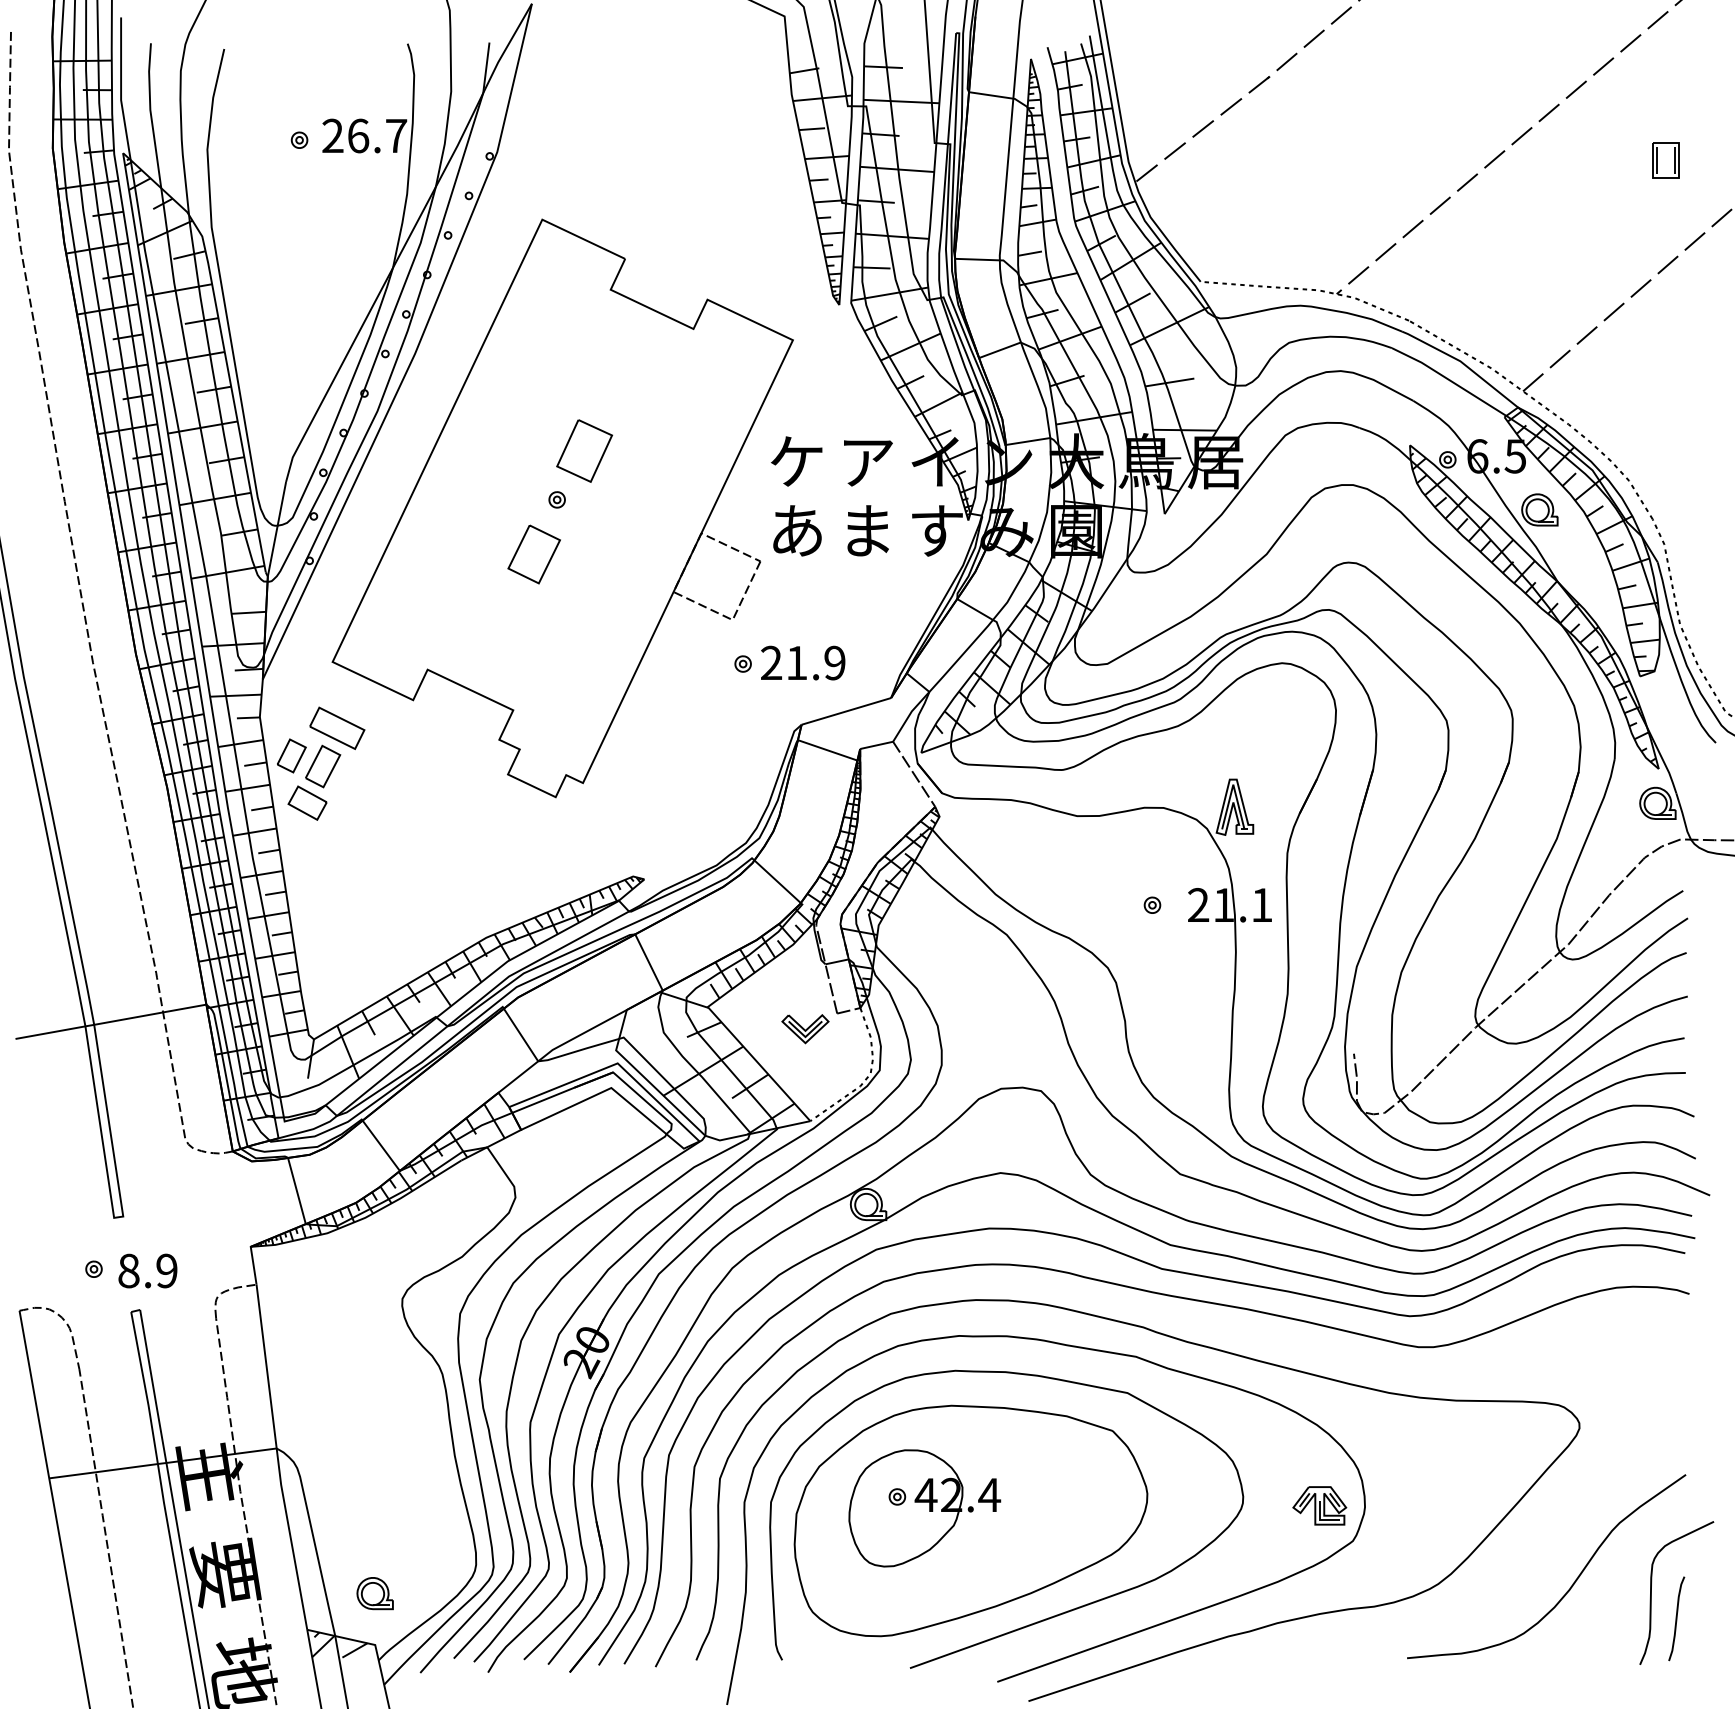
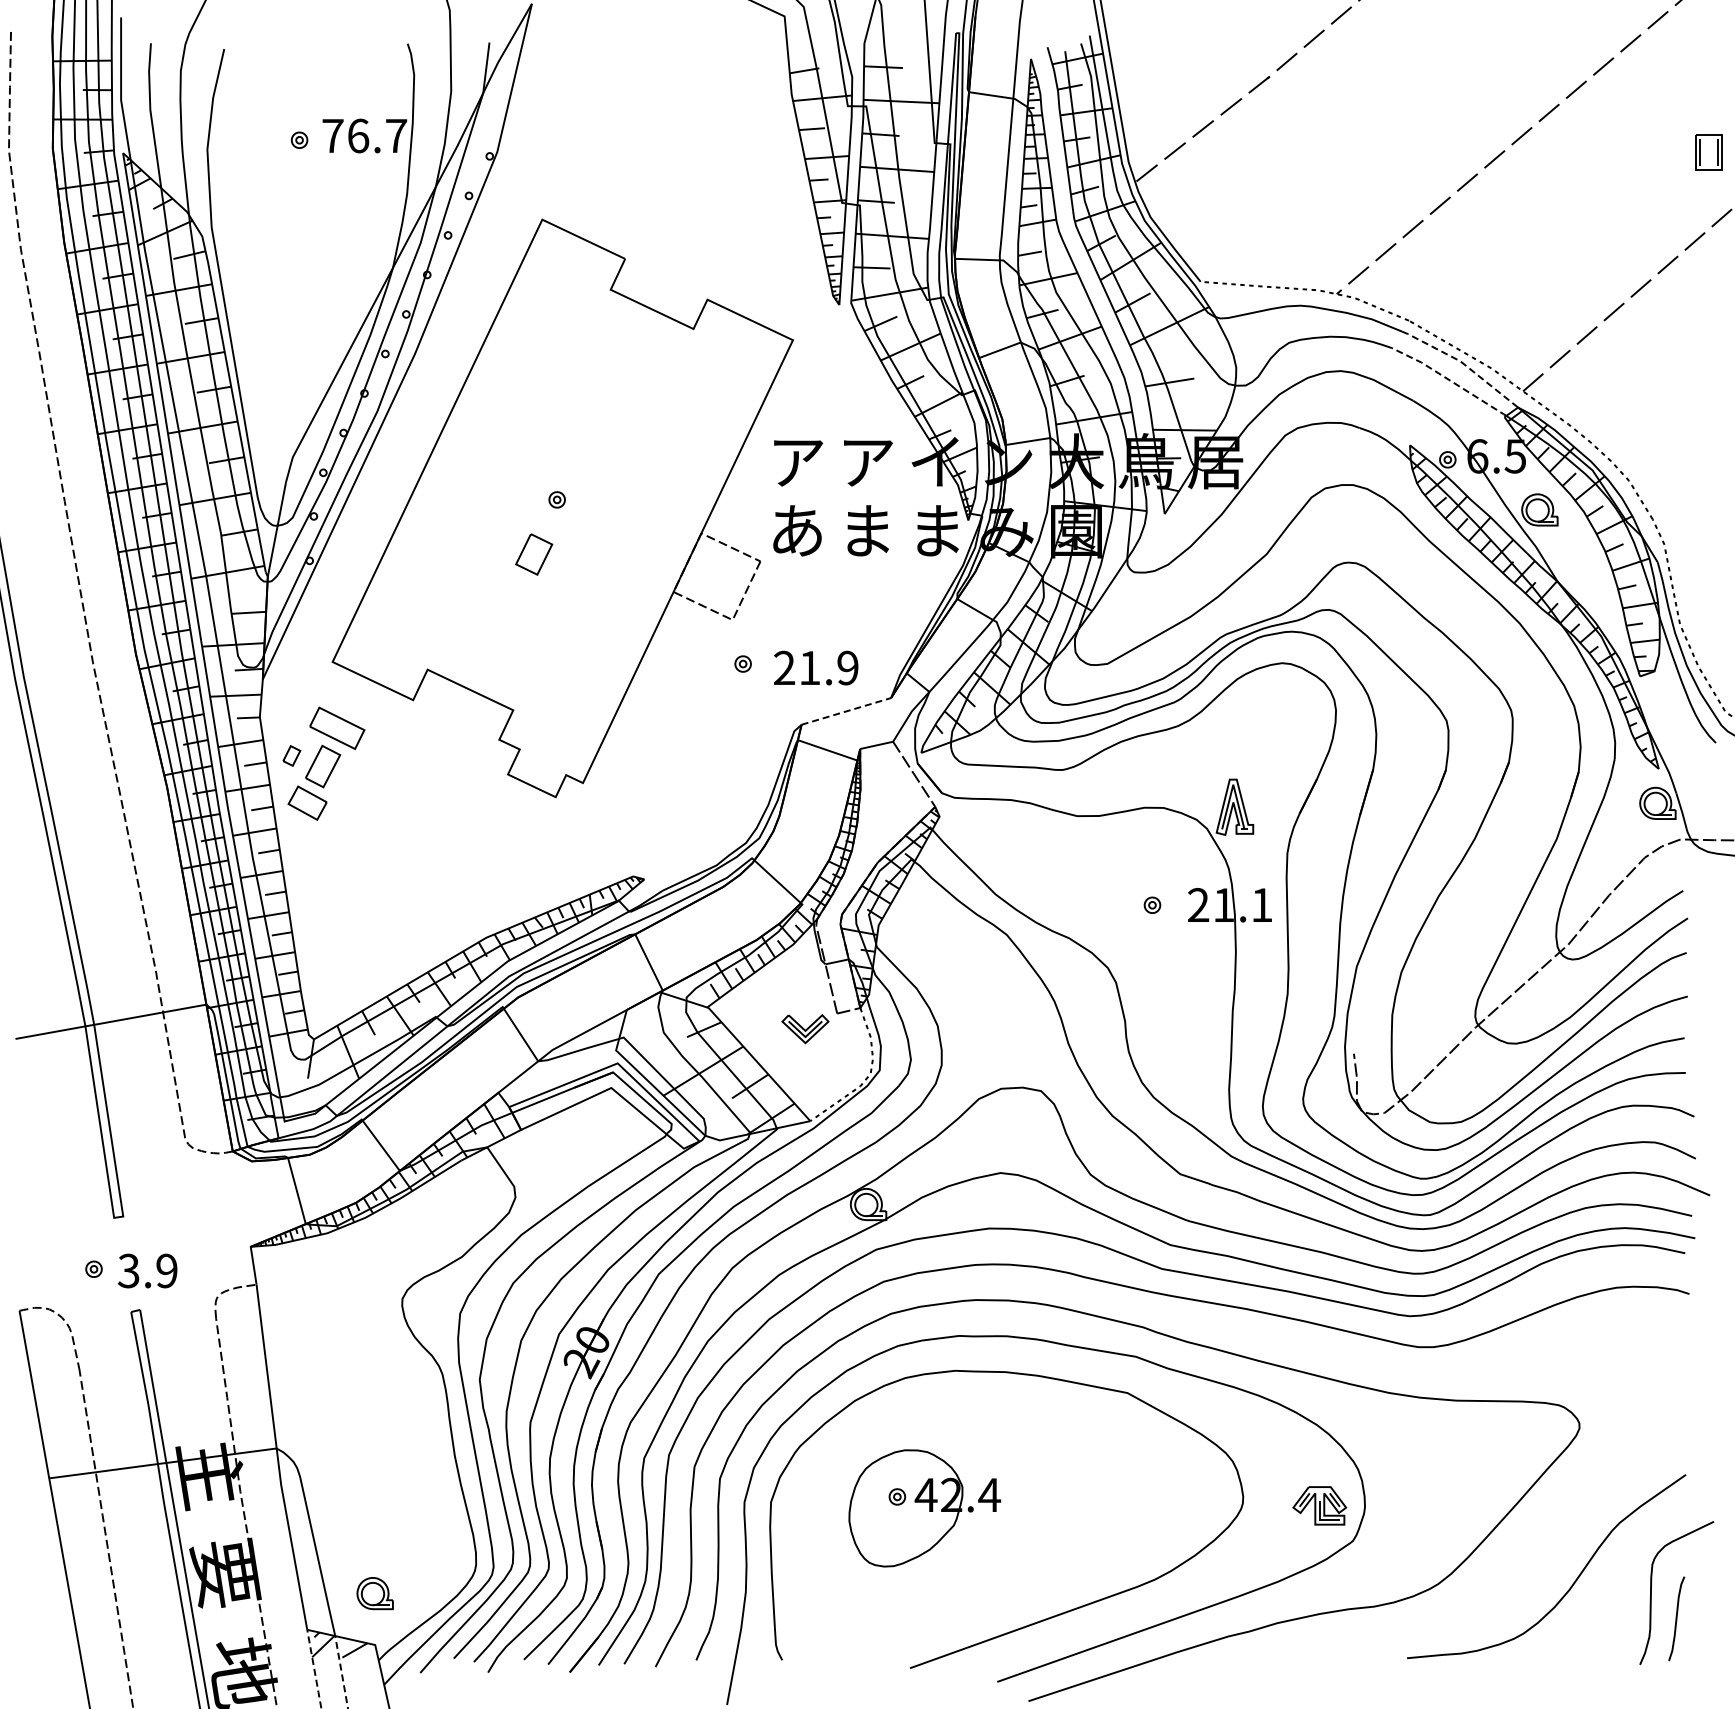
text: 26.7 -> 76.7 (332, 135)
part position: (1665, 160) -> (1708, 152) (1708, 152)
line: solid -> dashed (1462, 363)
line: solid -> dashed (1449, 380)
part: present -> none (584, 450)
text: ケ -> ア (796, 461)
text: す -> ま (937, 530)
part size: 54x61 px -> 39x43 px (534, 554)
text position: (803, 662) -> (816, 667) (816, 667)
line: solid -> dashed (846, 711)
part size: 30x36 px -> 20x22 px (291, 755)
text: 8.9 -> 3.9 (128, 1270)
part: present -> none (970, 1520)
line: solid -> dashed (314, 1669)
line: solid -> dashed (341, 1672)
